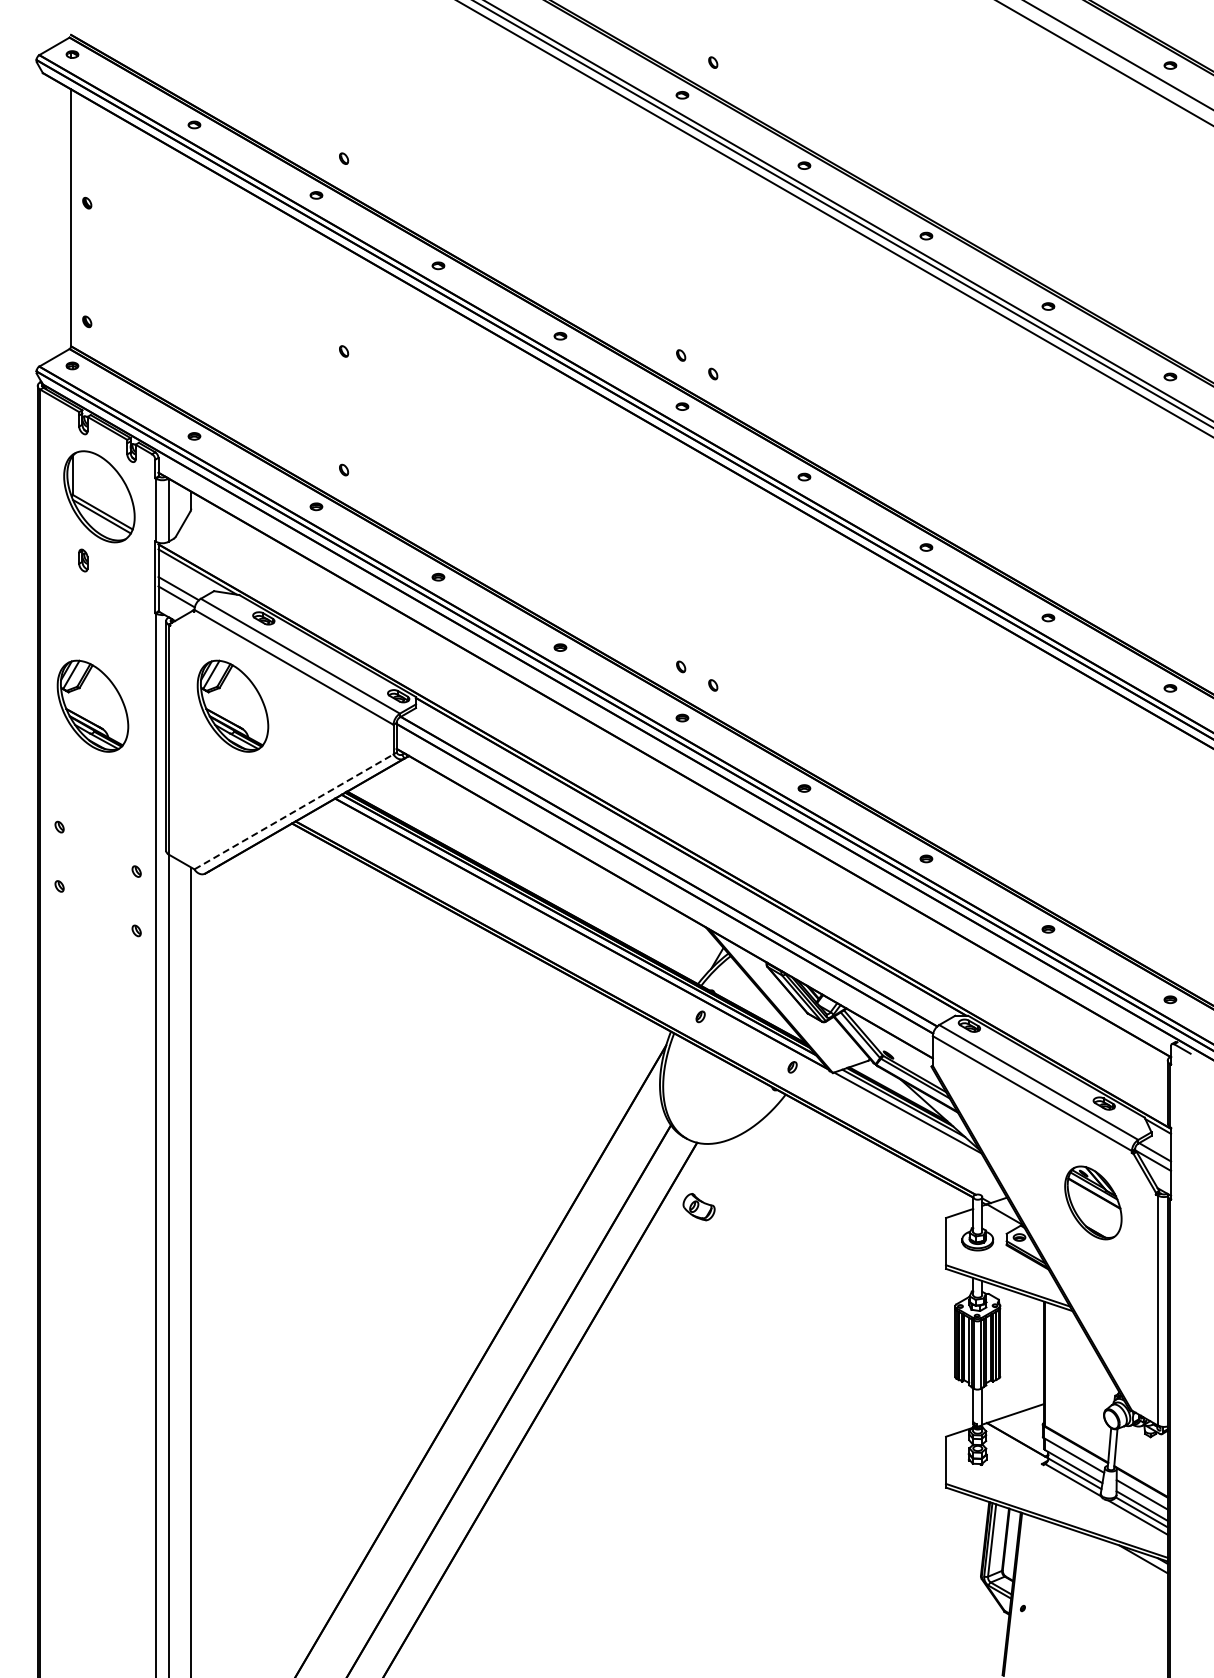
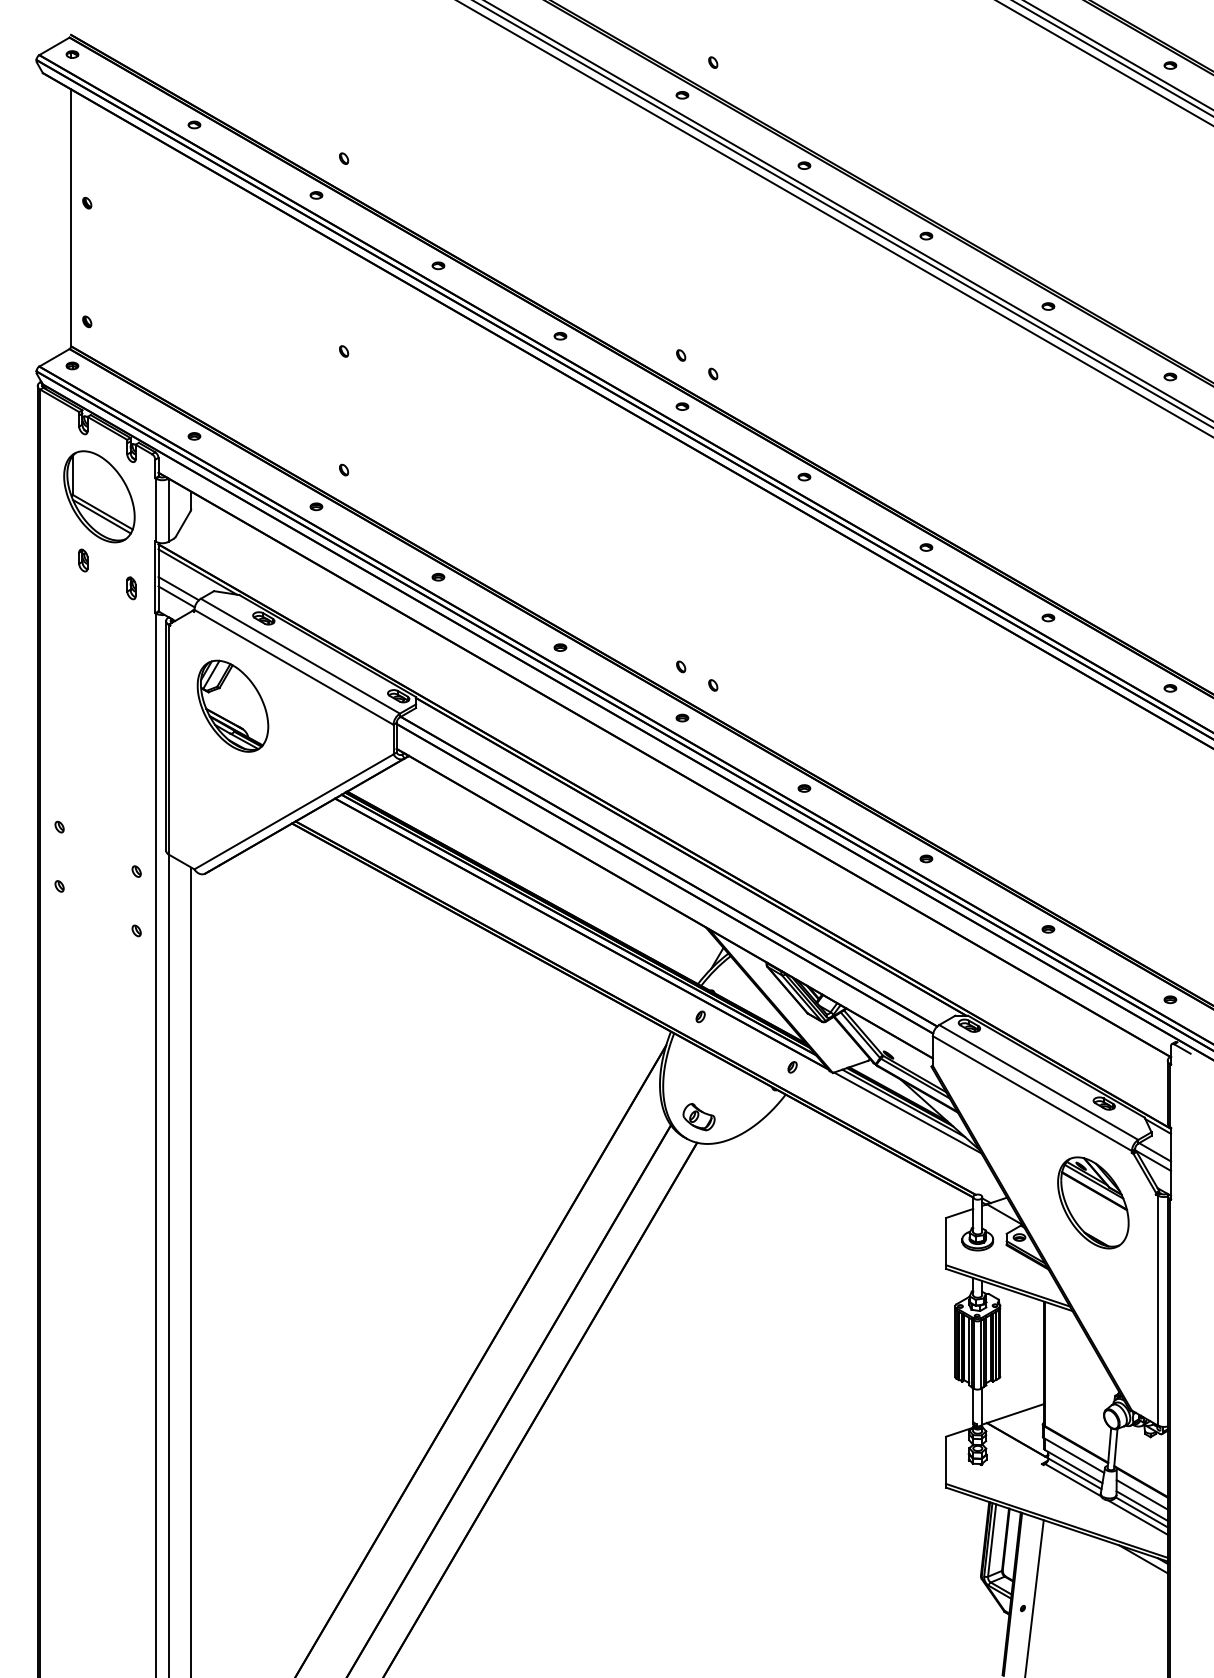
line: none -> present (1112, 58)
part: none -> present (131, 588)
part: present -> none (92, 705)
line: dashed -> solid (293, 811)
part size: 59x76 px -> 73x94 px (1093, 1202)
part position: (698, 1207) -> (698, 1117) (698, 1117)
line: none -> present (1034, 1597)
